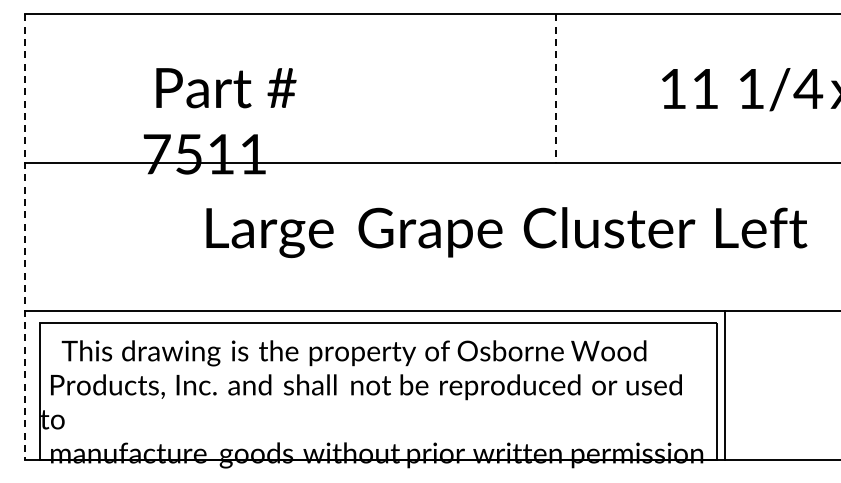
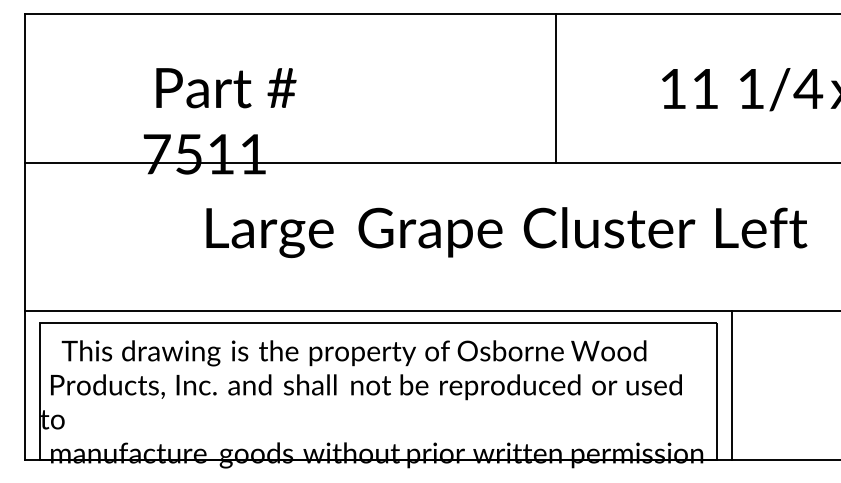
line: dashed -> solid (555, 89)
line: dashed -> solid (25, 237)
line position: (724, 385) -> (731, 385) (731, 385)
